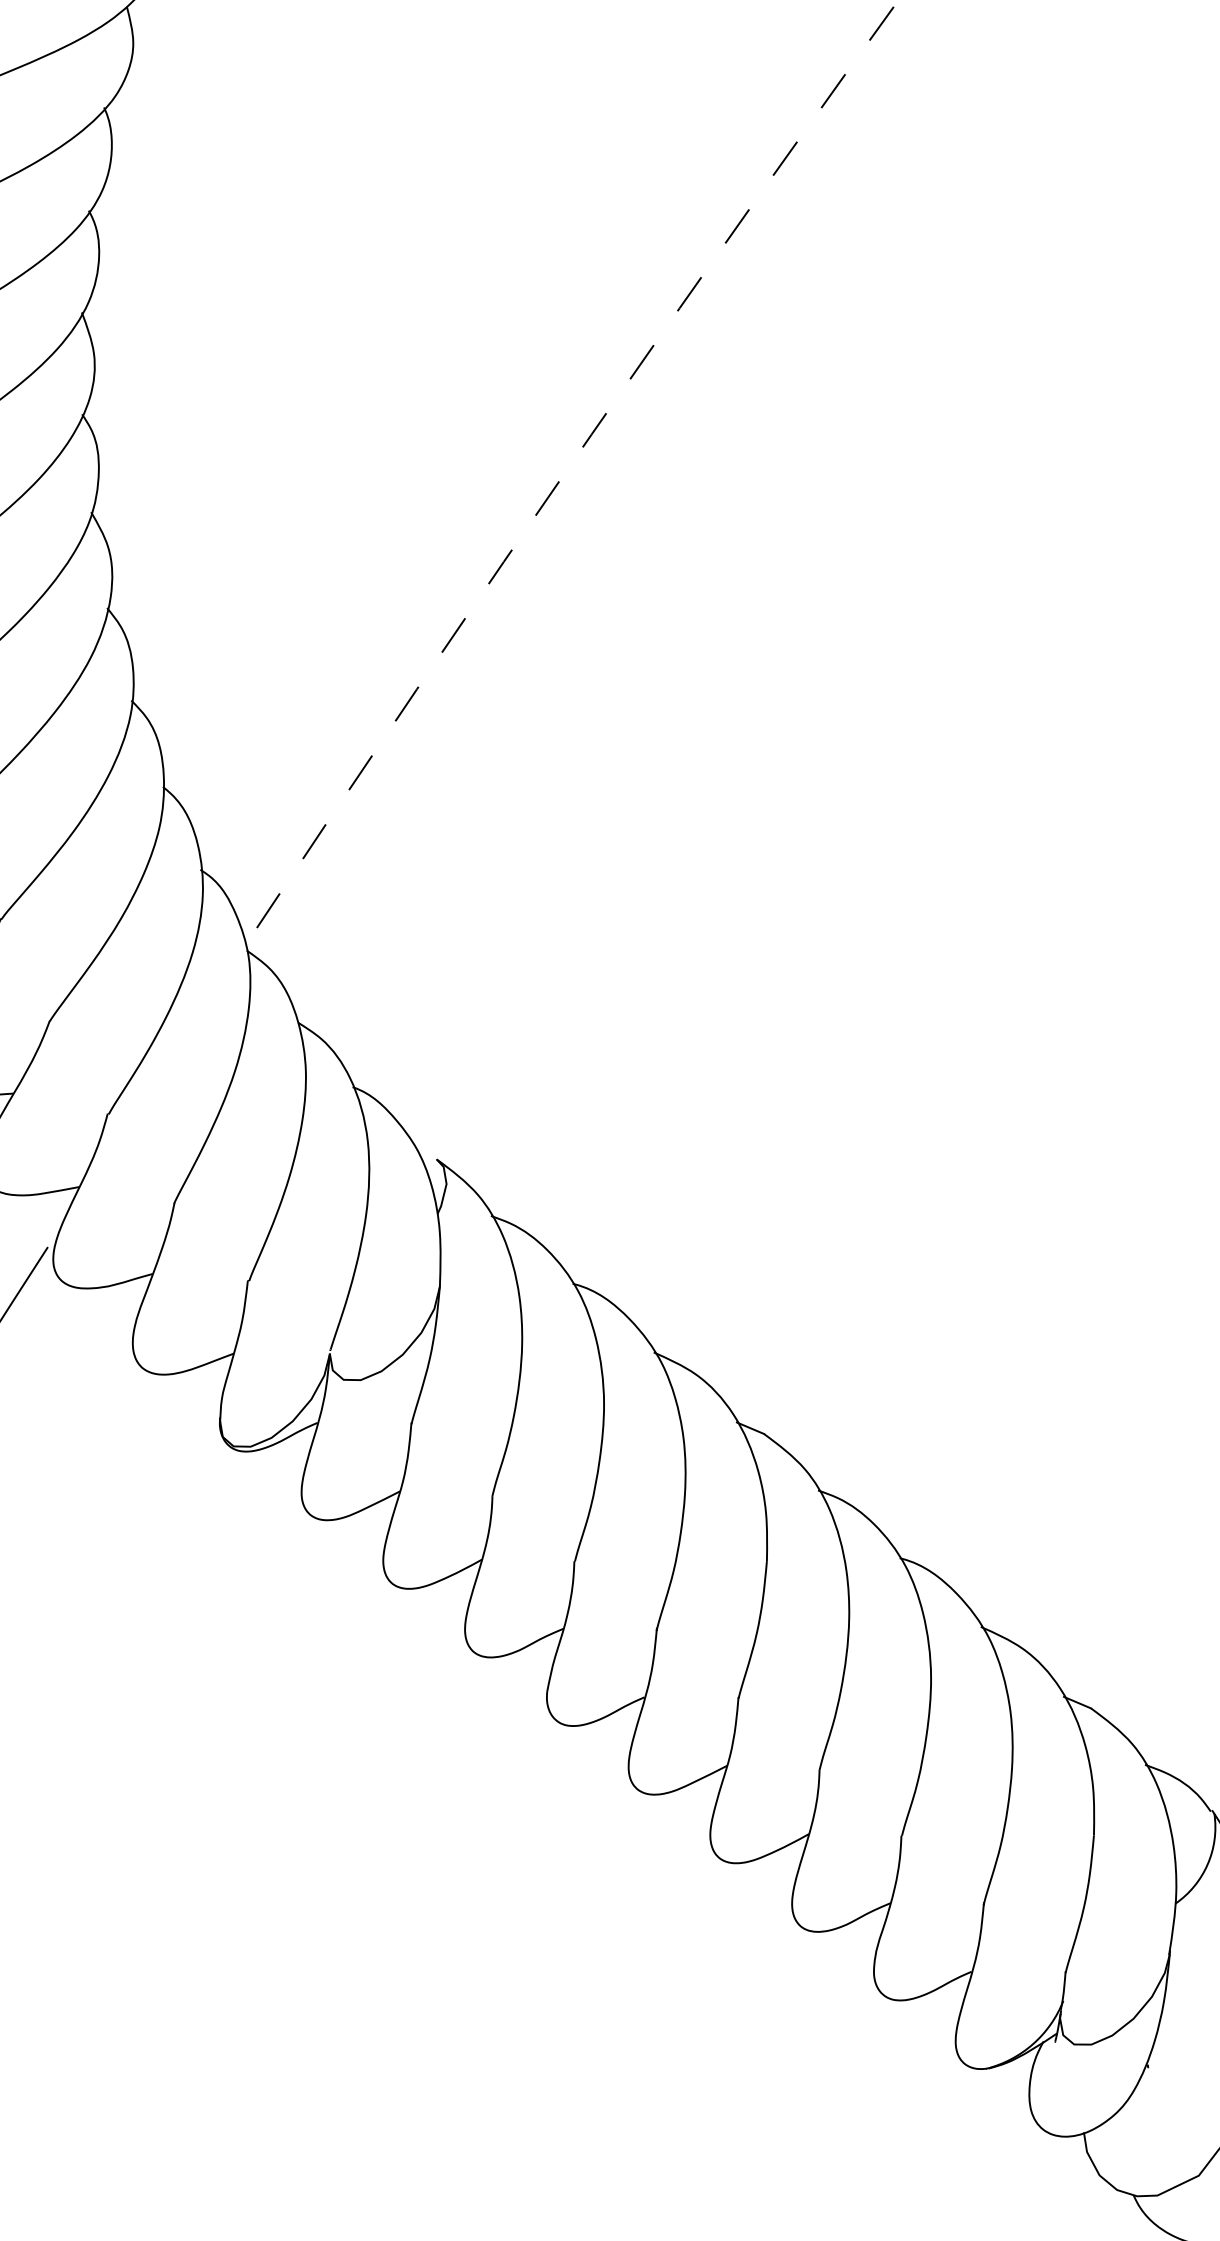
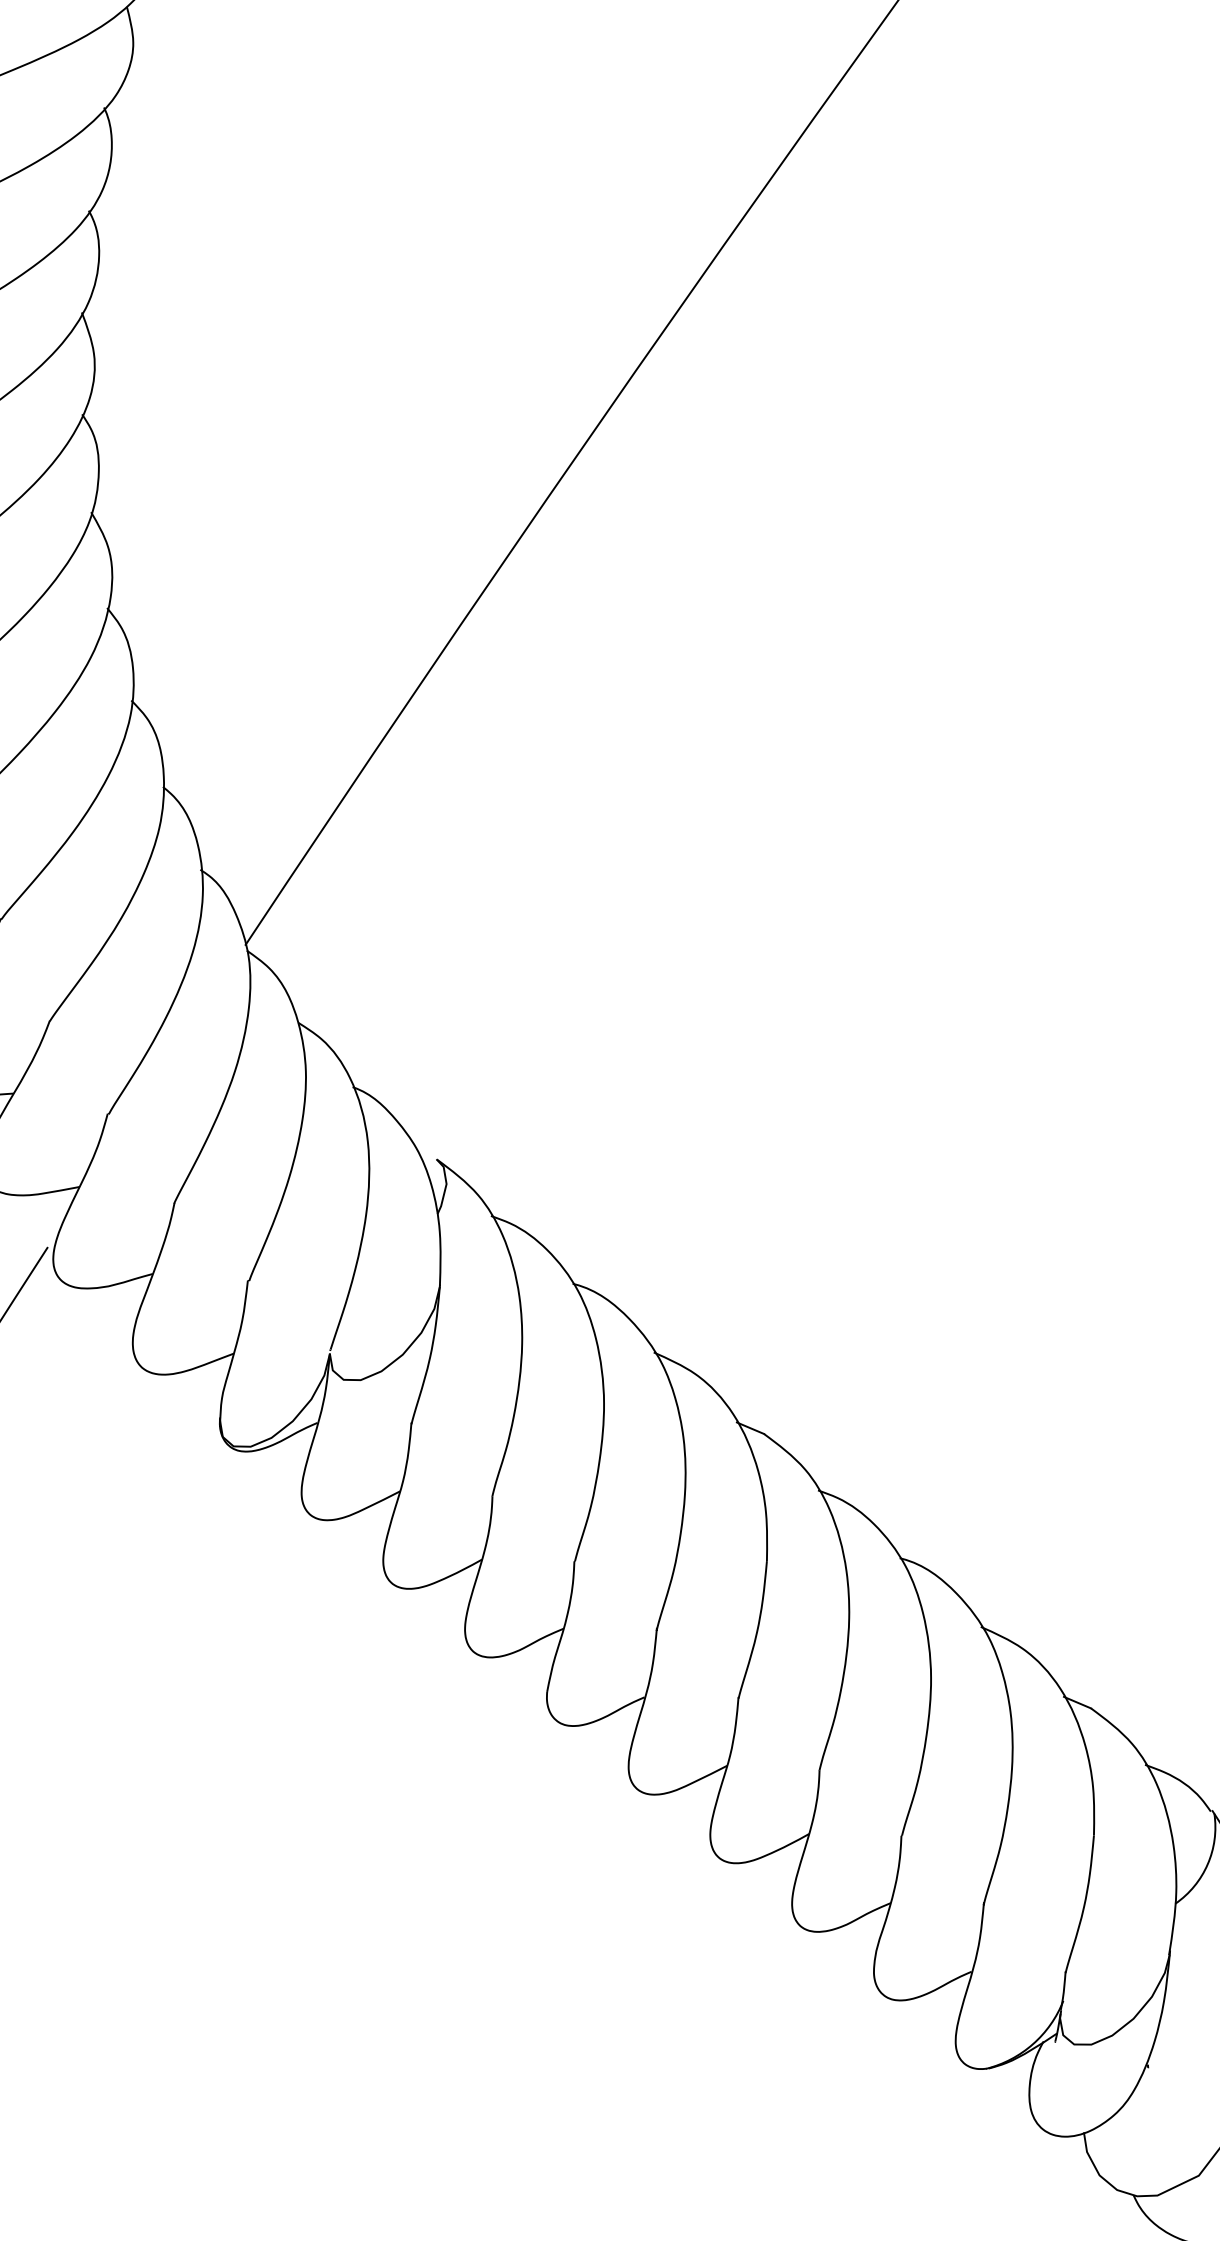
arc: dashed -> solid (567, 469)
